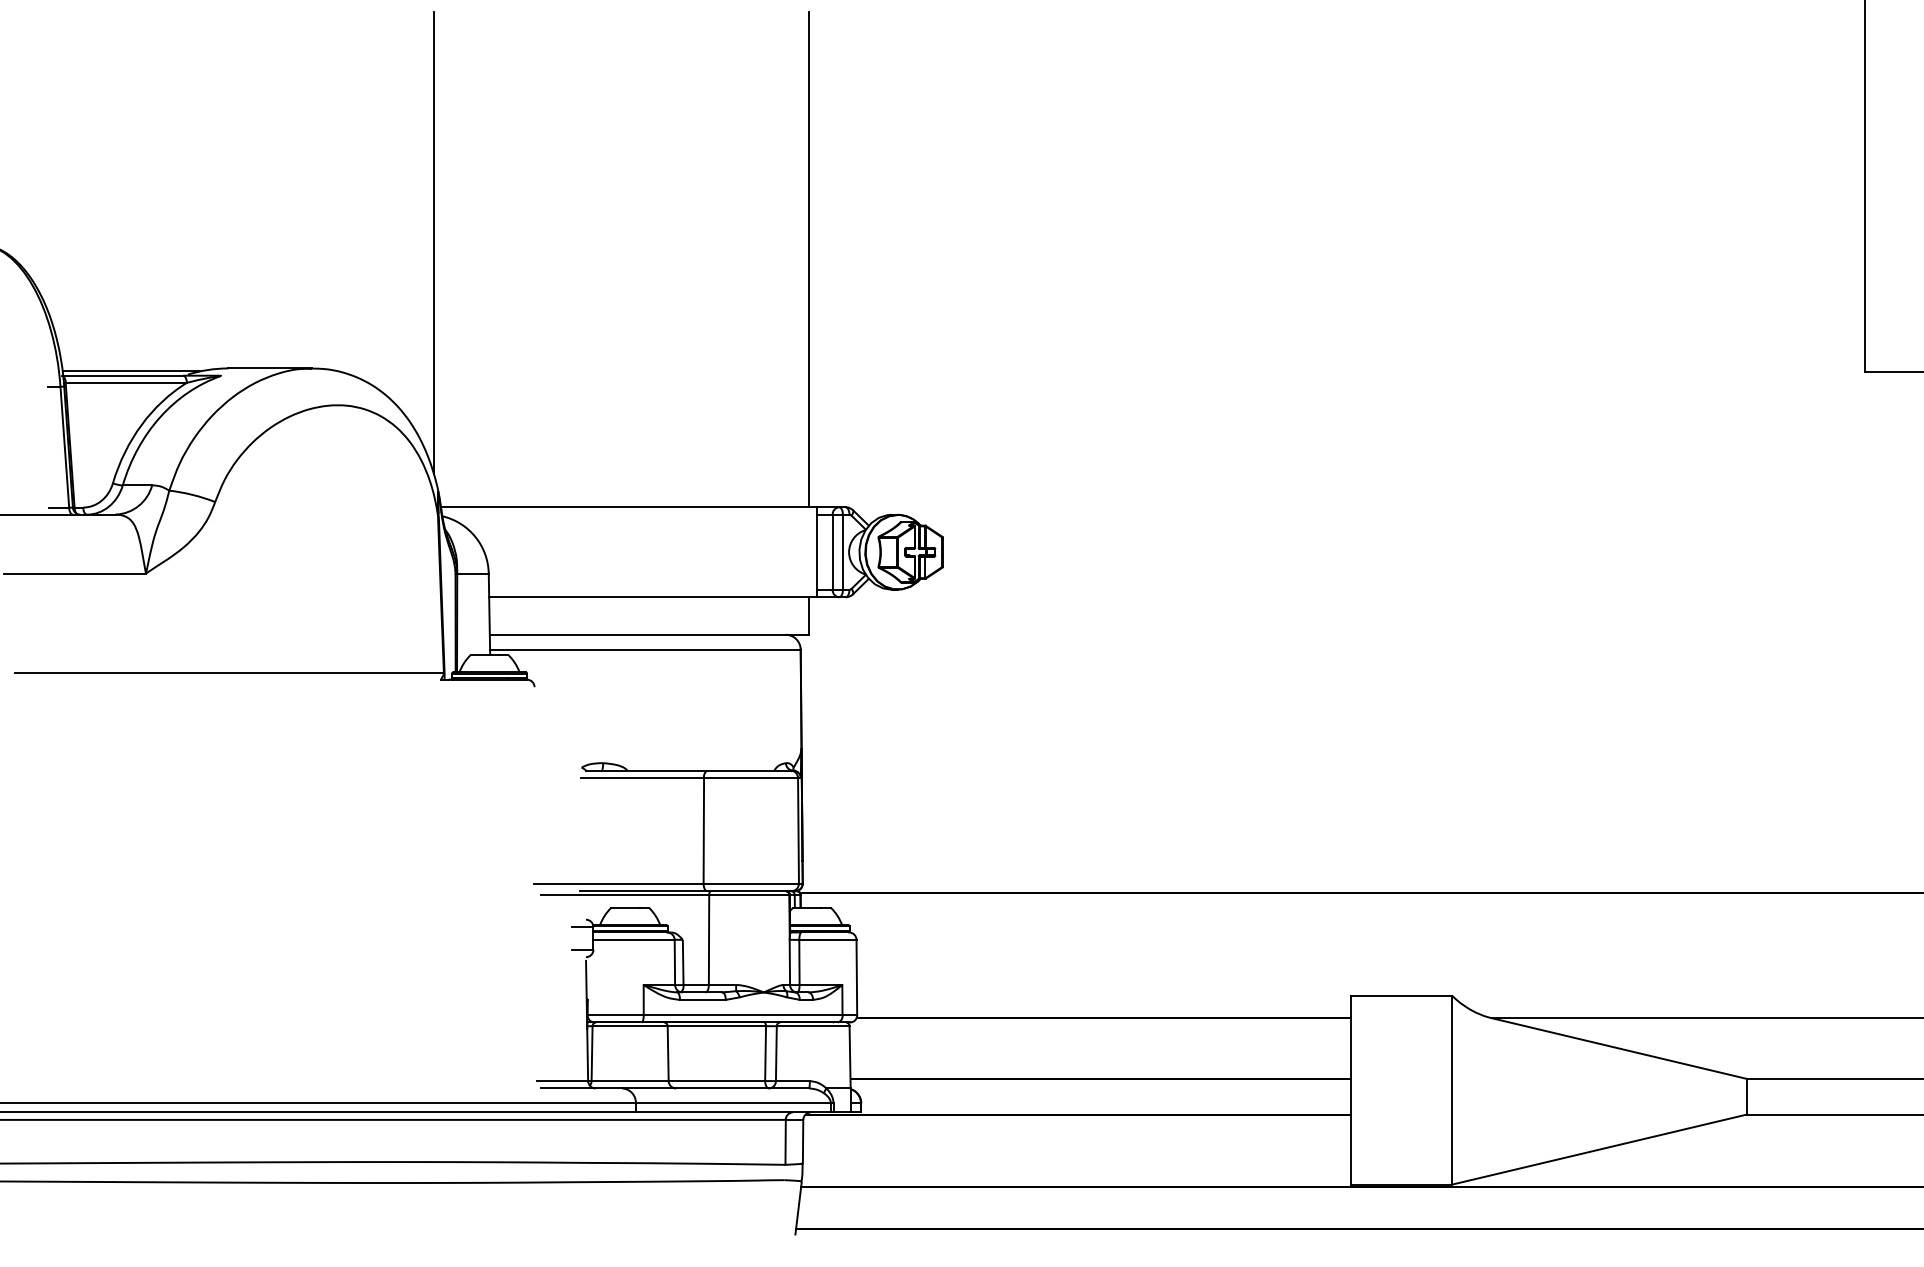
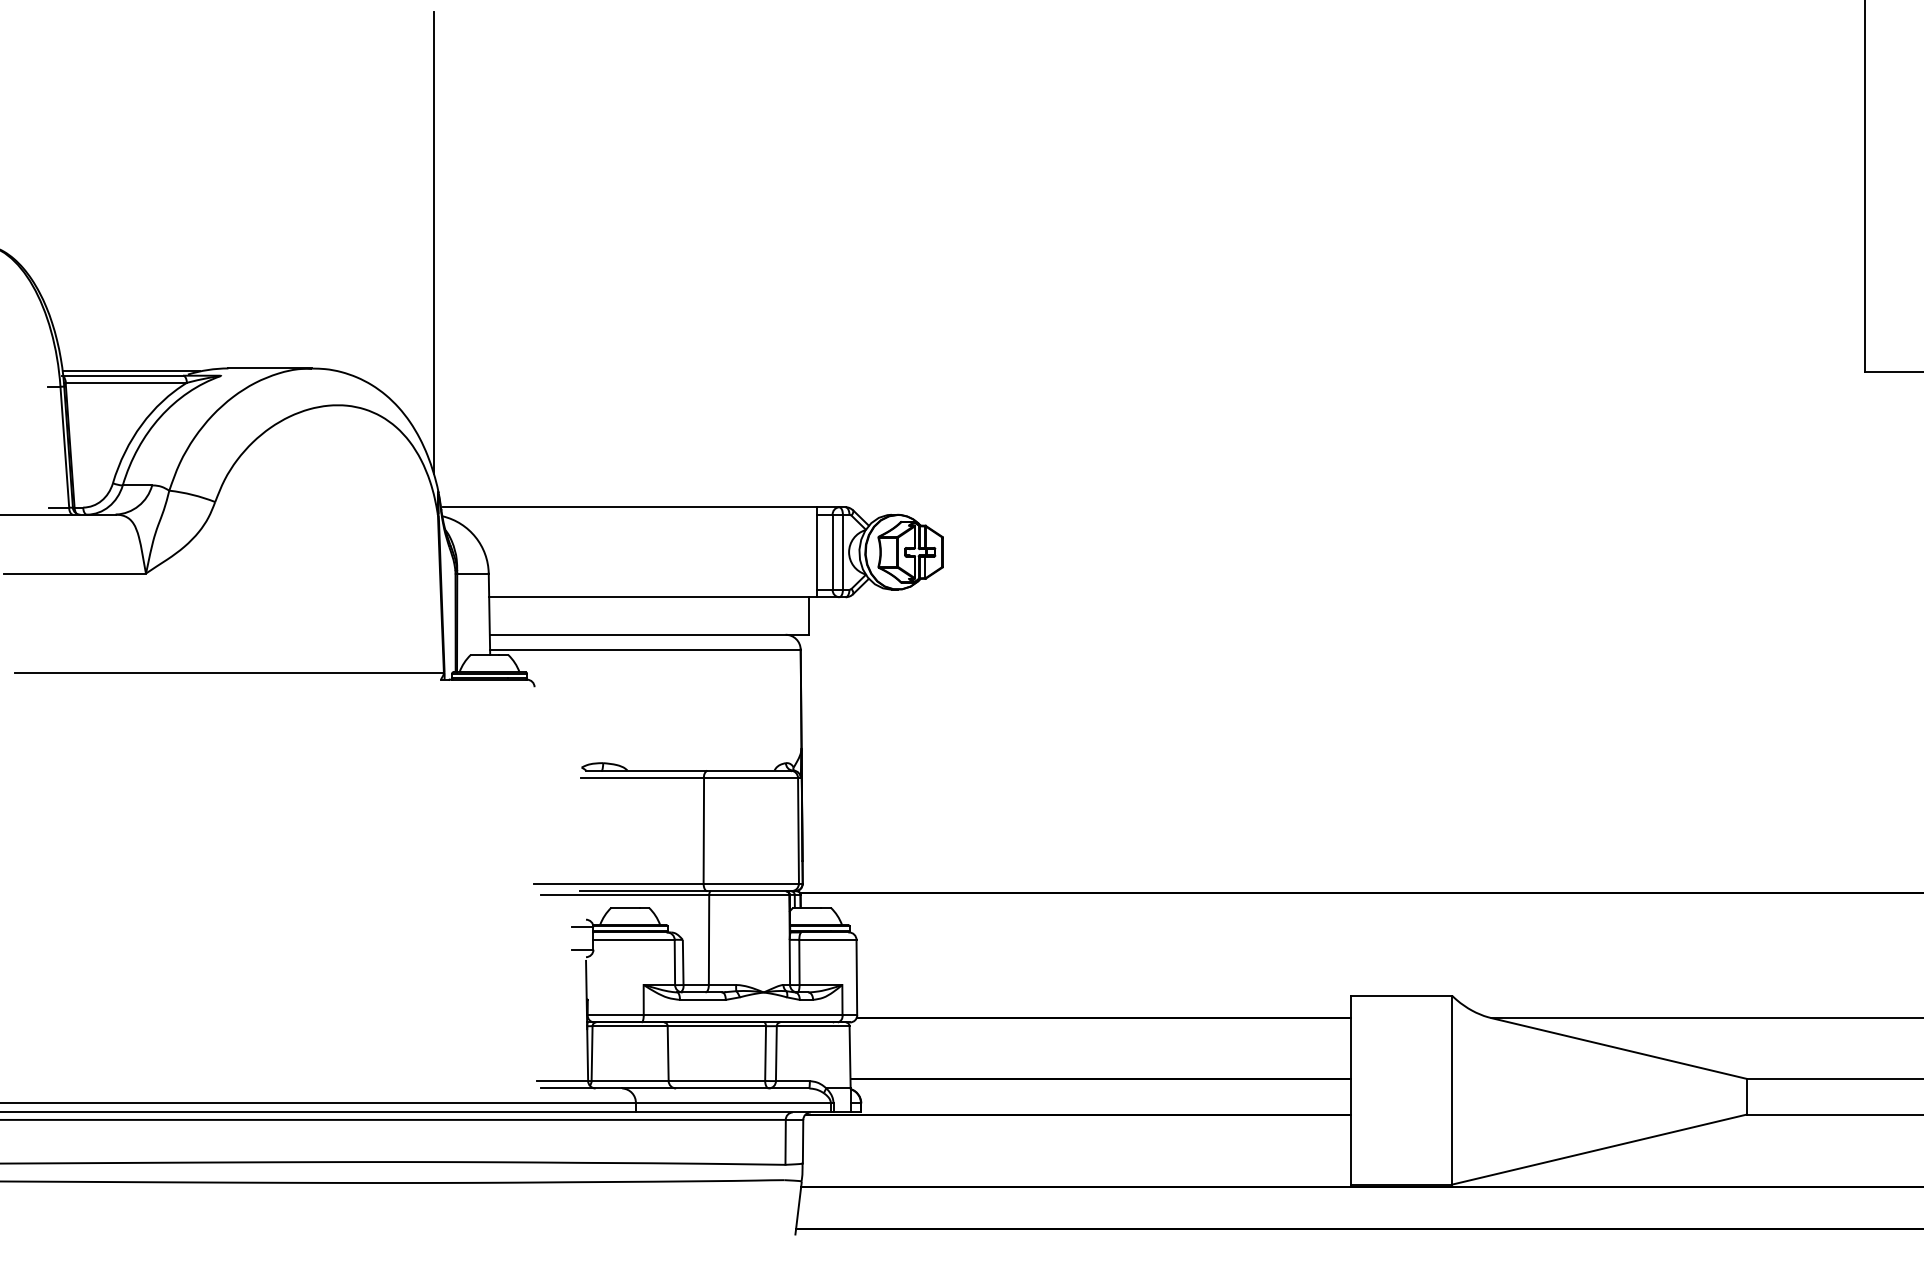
line: present -> none (809, 259)
